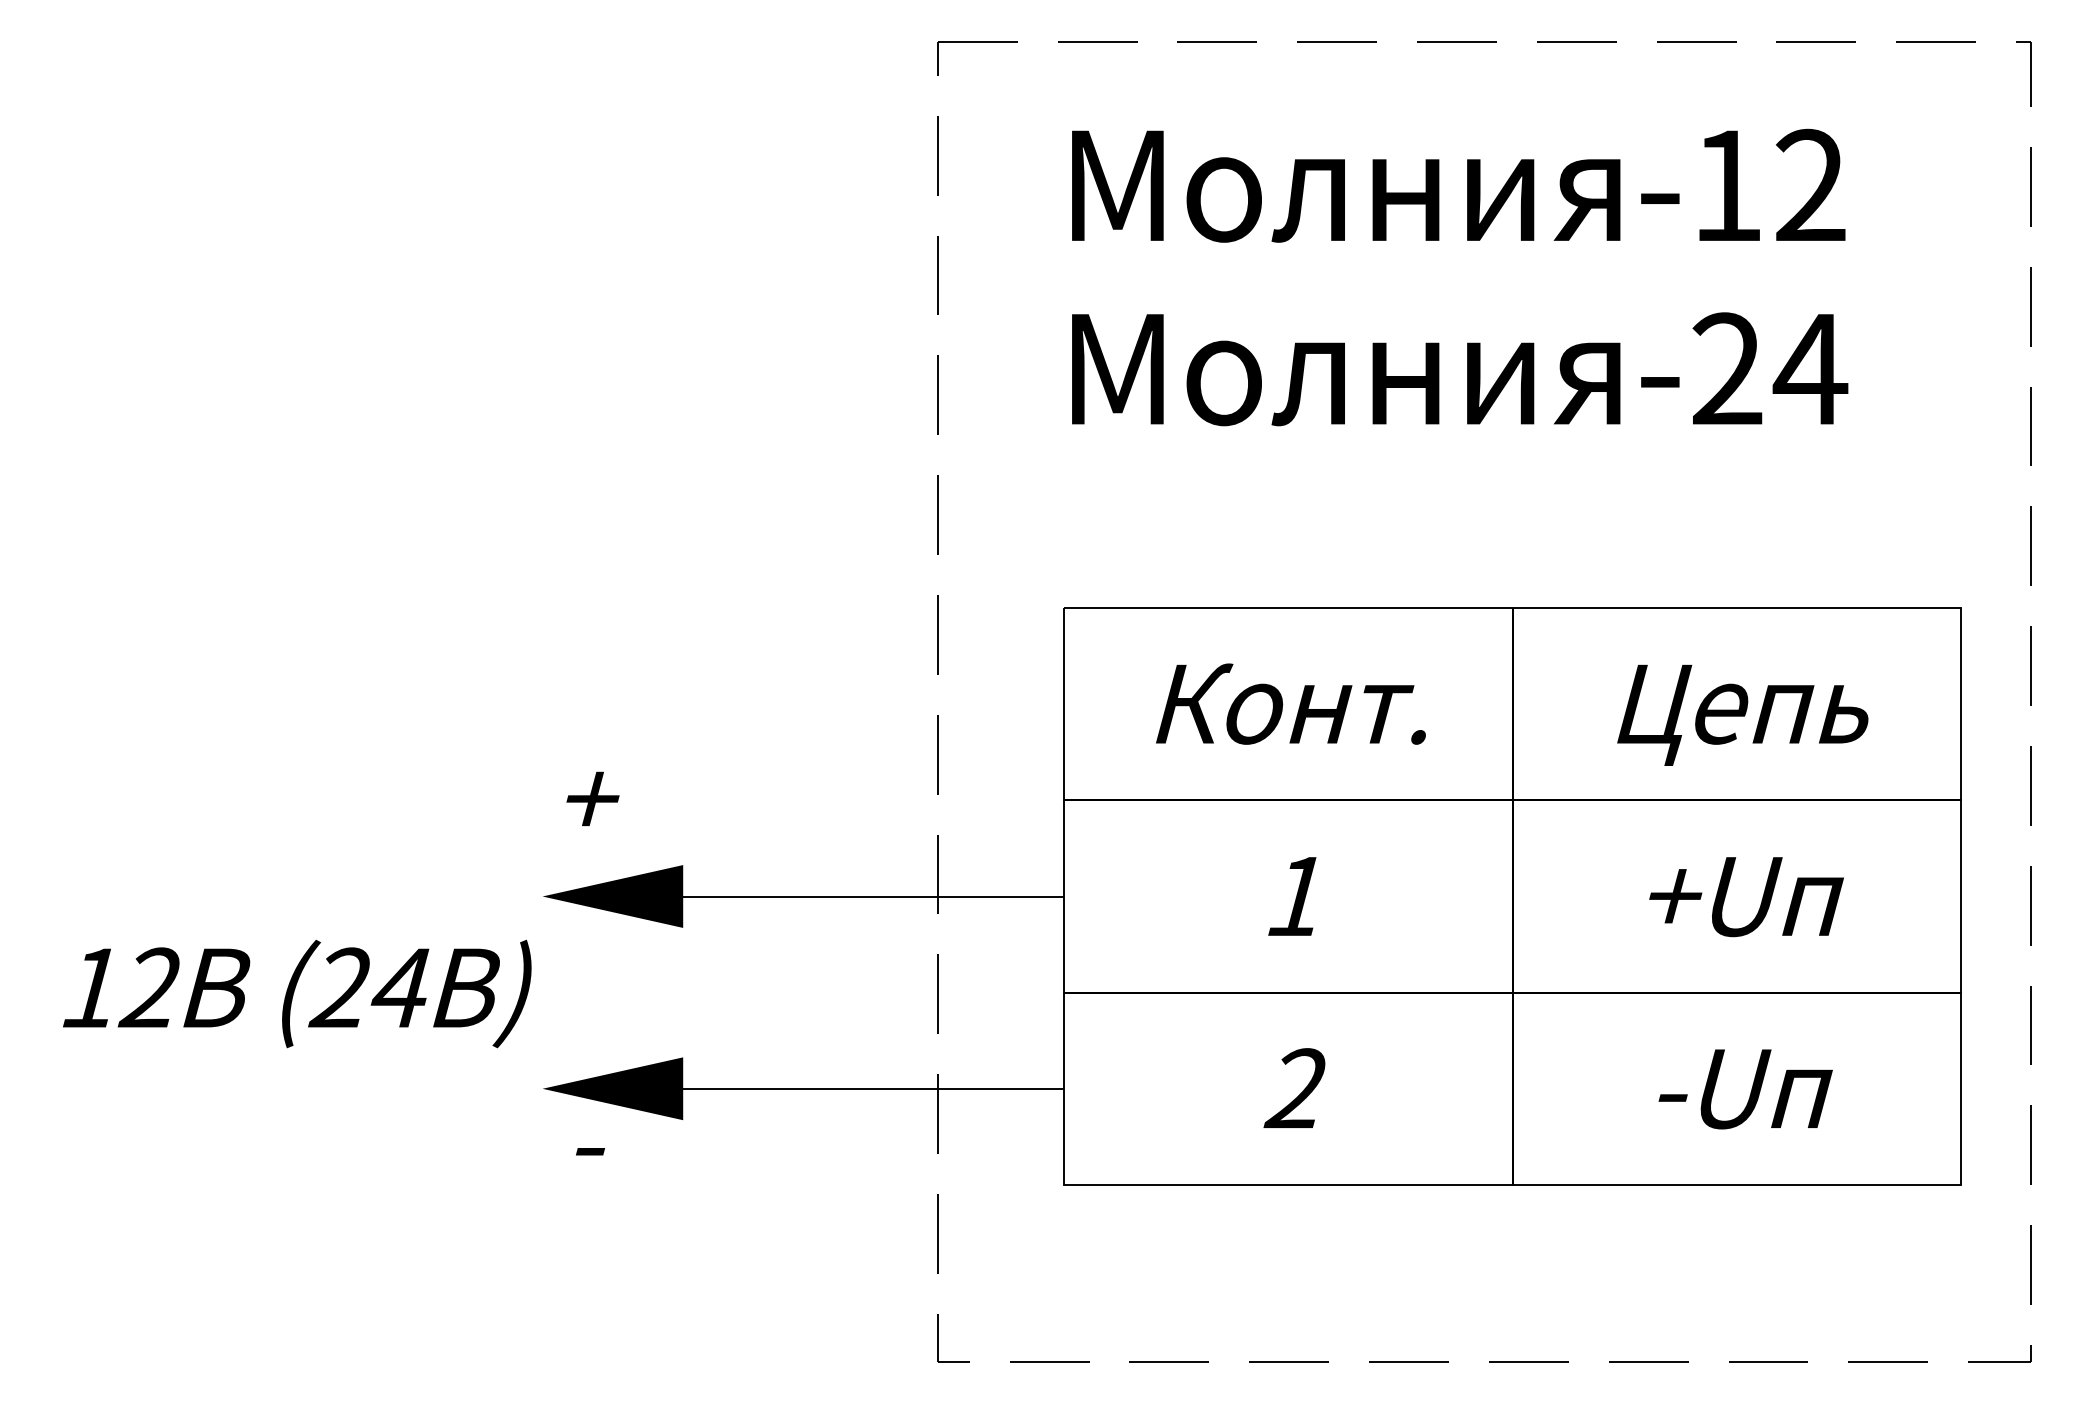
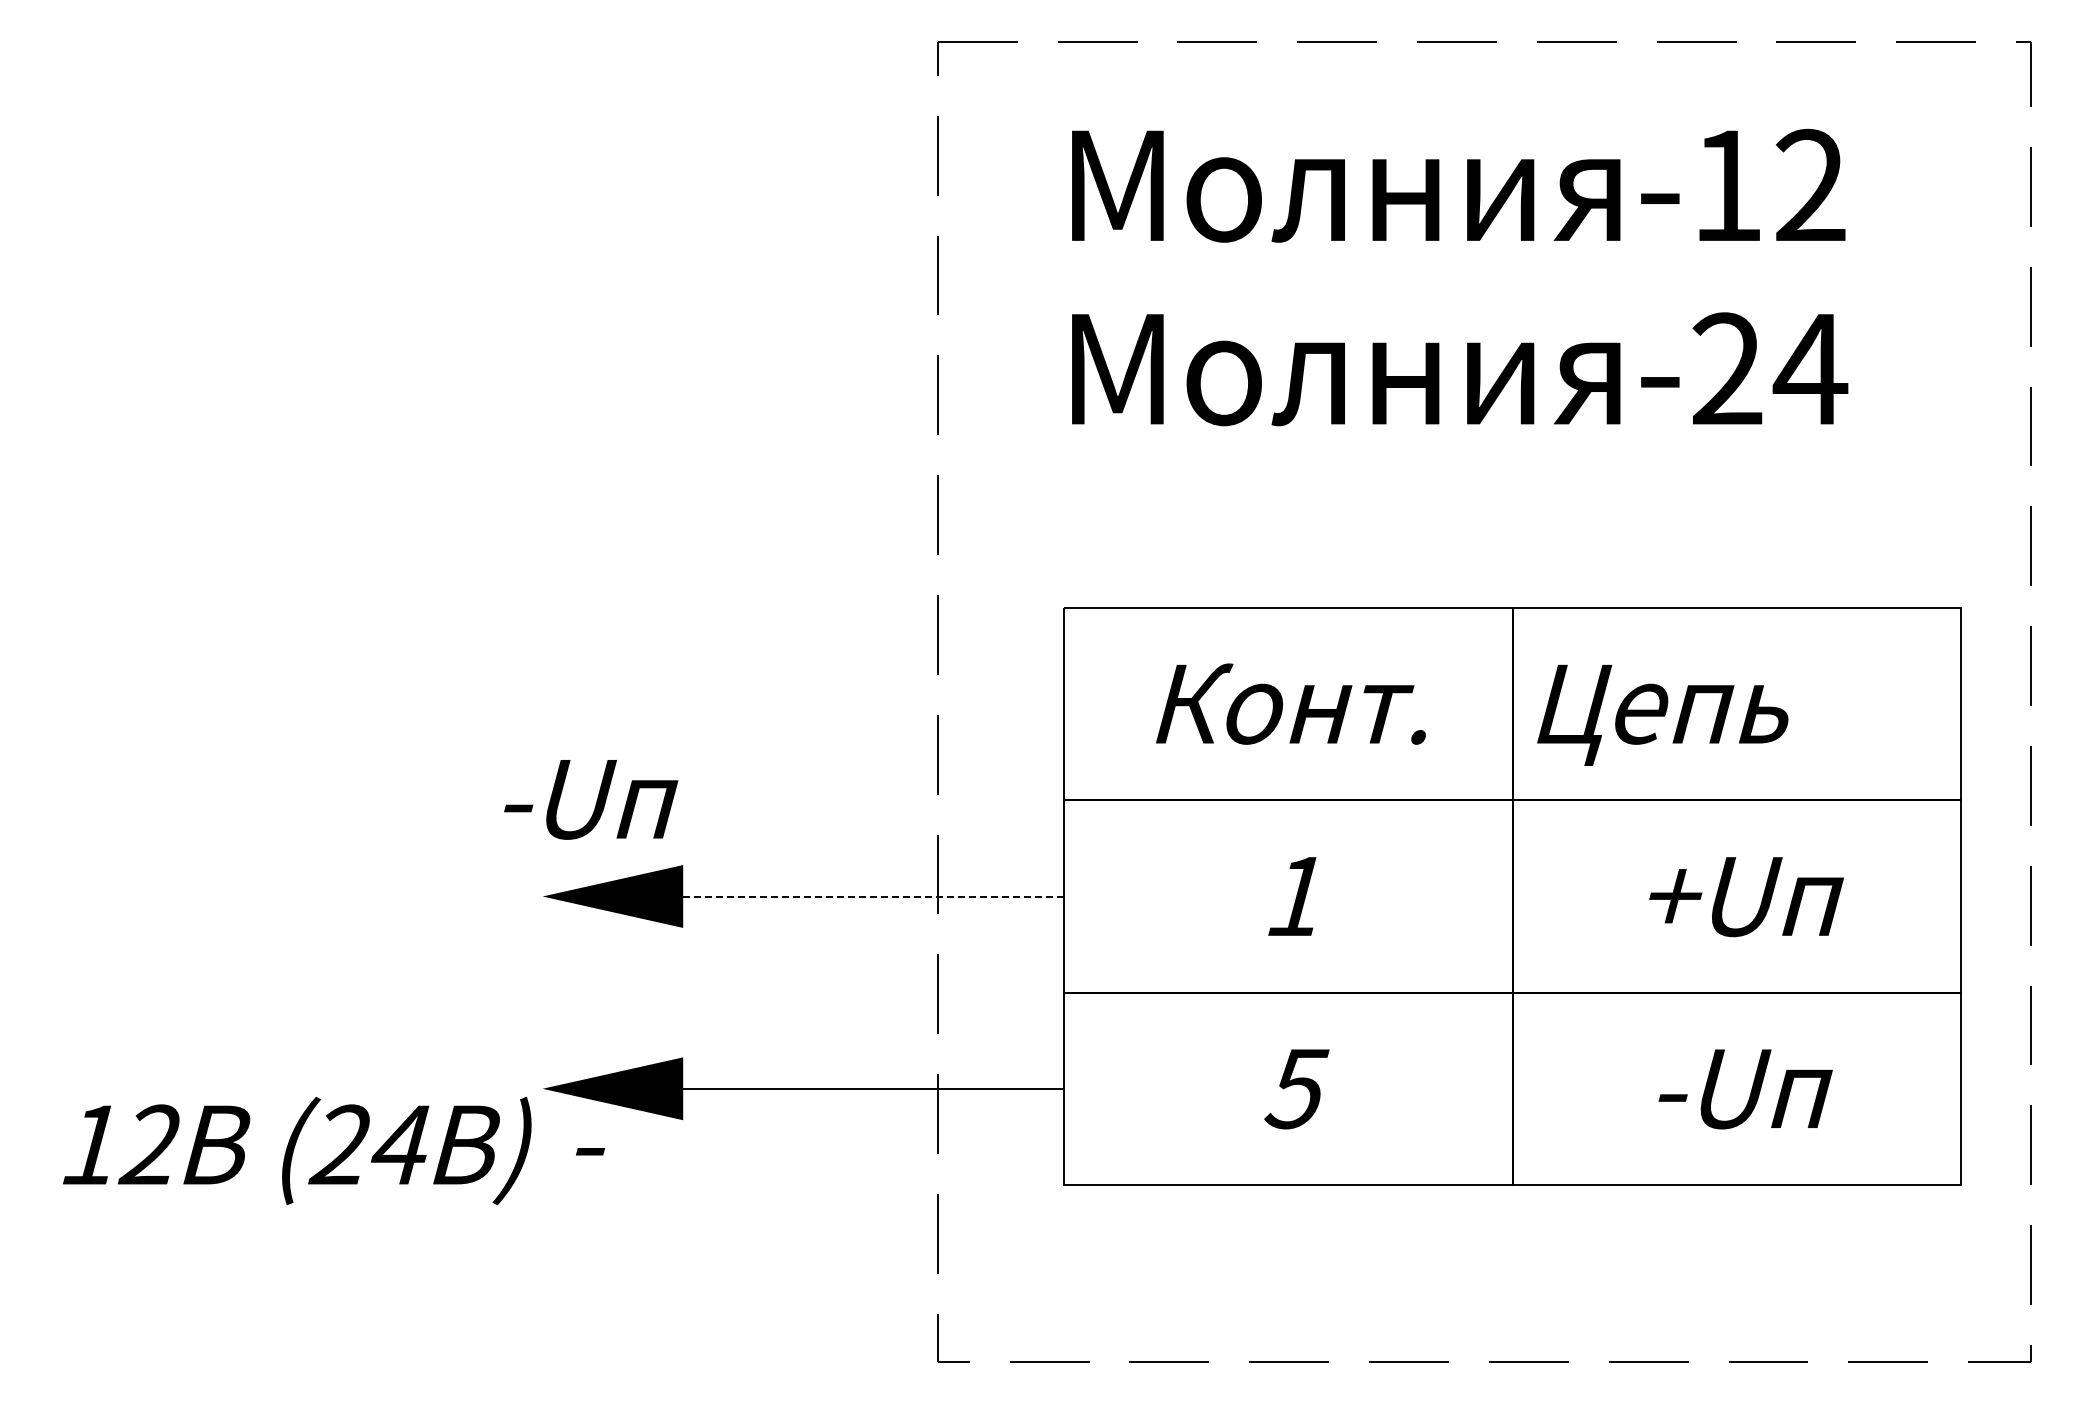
text position: (1742, 714) -> (1662, 714) (1662, 714)
text: + -> -Uп (591, 799)
line: solid -> dashed (873, 896)
text position: (297, 993) -> (297, 1150) (297, 1150)
text: 2 -> 5 (1296, 1088)
